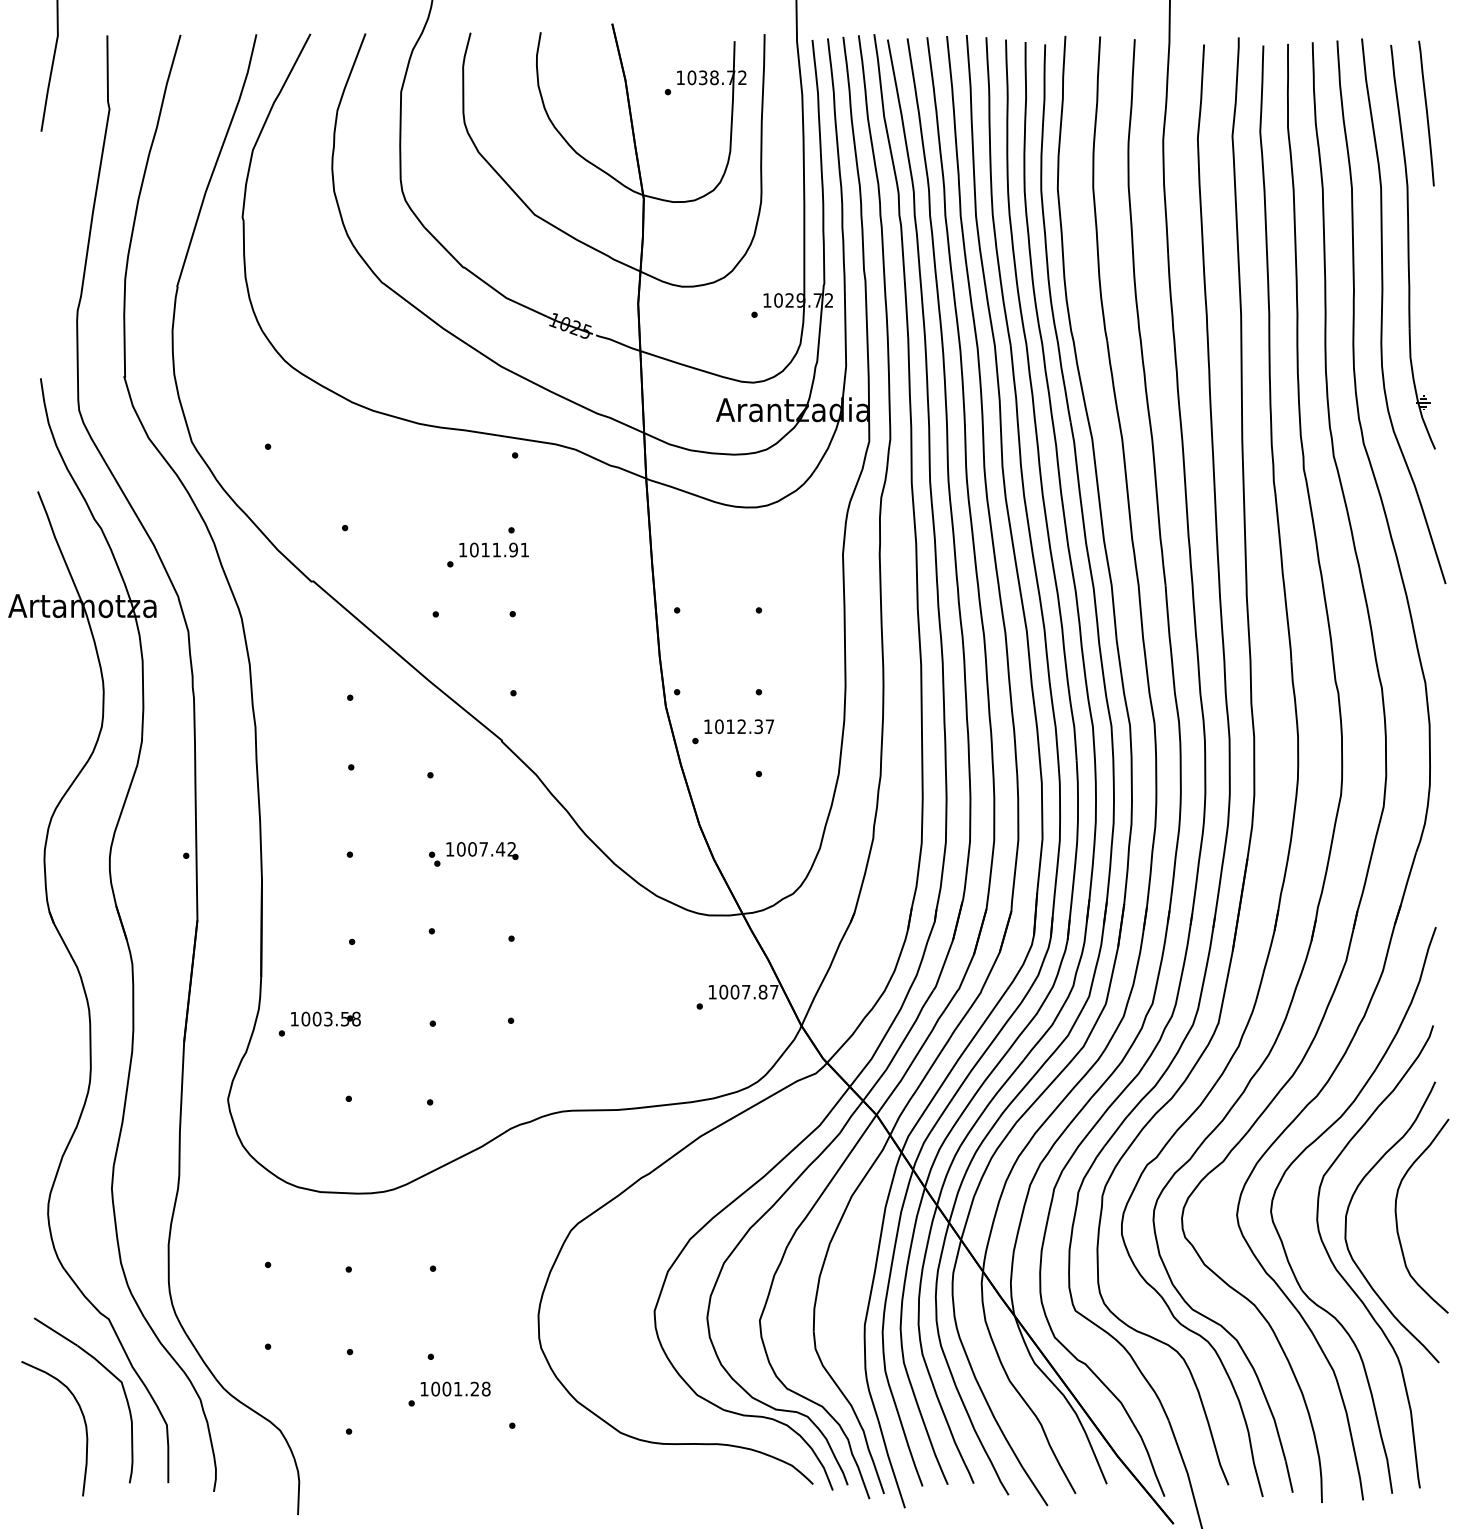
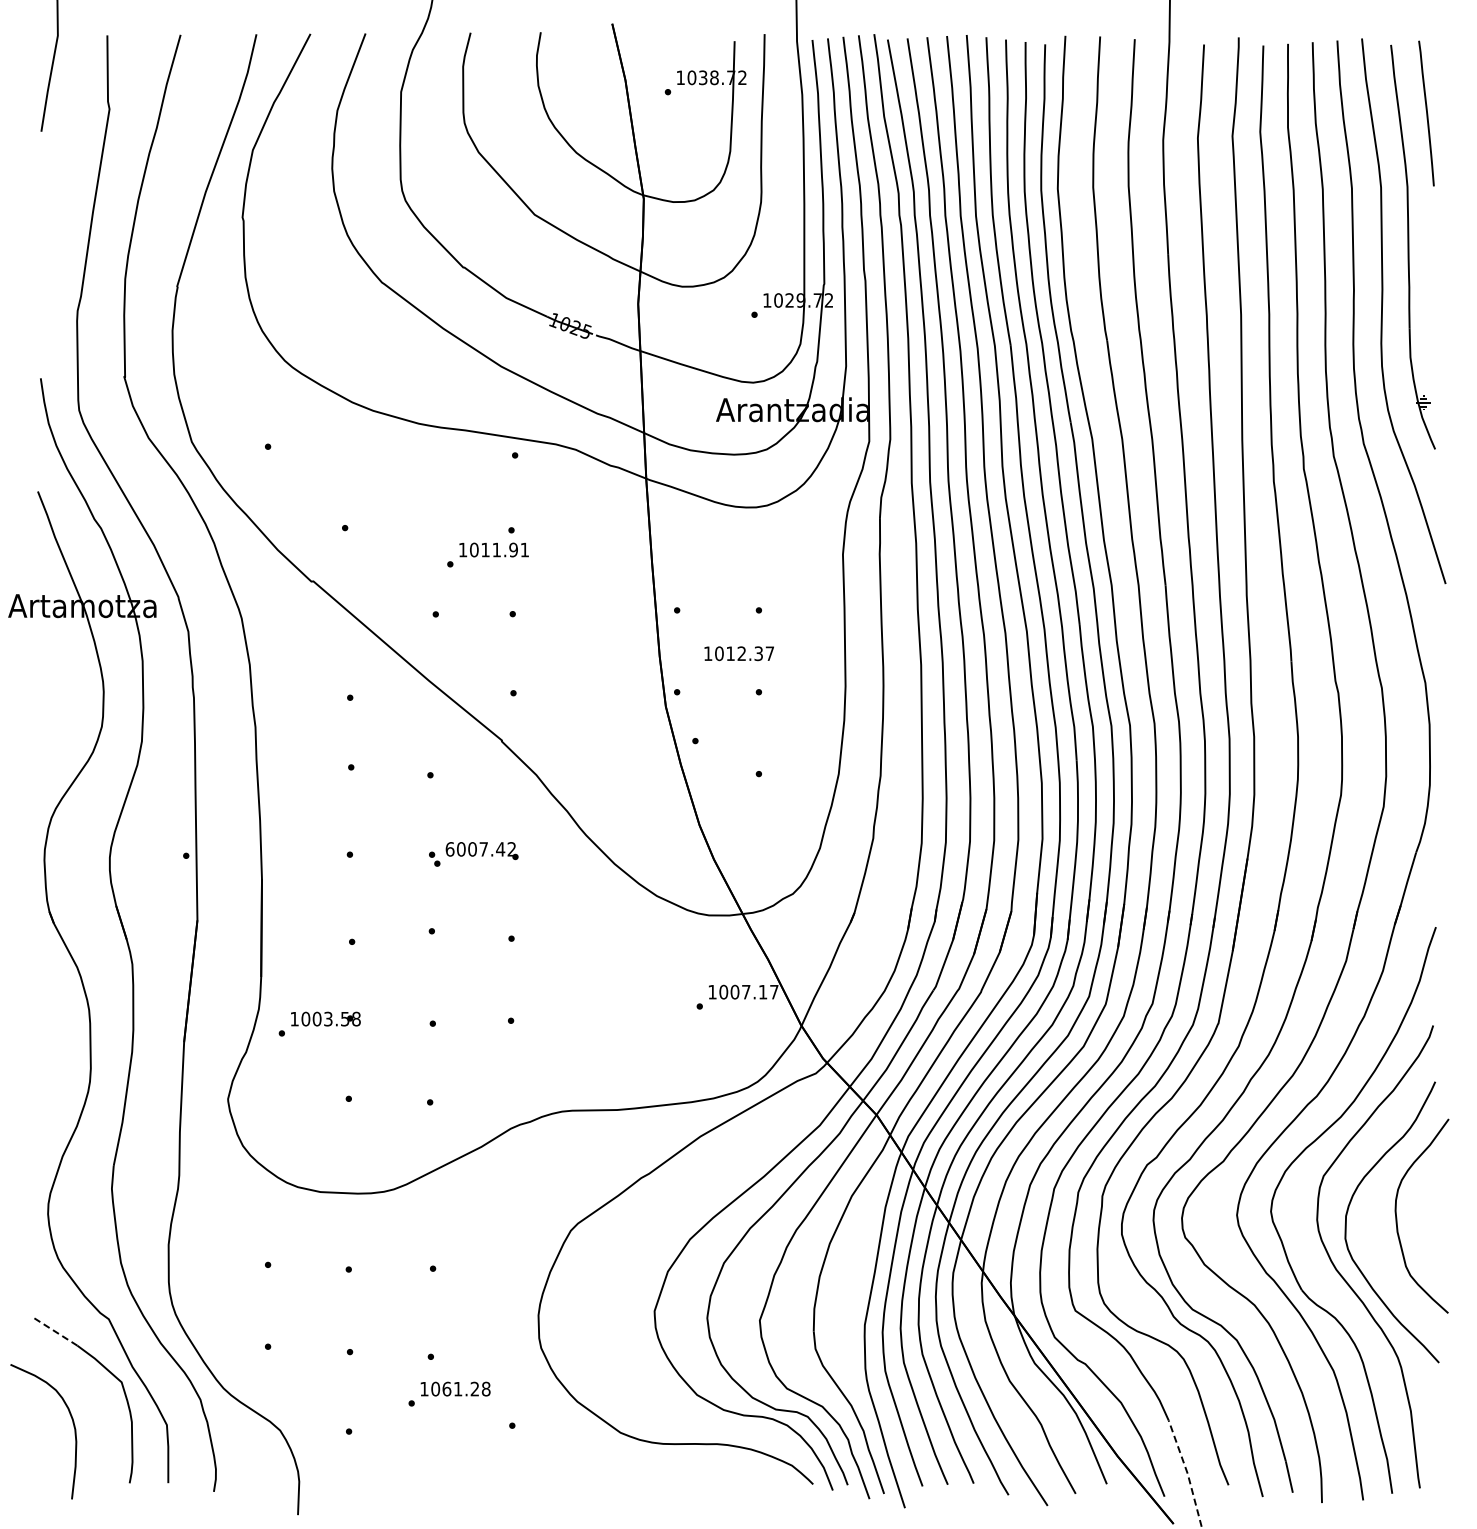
text position: (738, 726) -> (738, 653) (738, 653)
text: 1007.42 -> 6007.42 (449, 849)
text: 1007.87 -> 1007.17 (762, 991)
line: solid -> dashed (55, 1331)
text: 1001.28 -> 1061.28 (446, 1388)
curve position: (83, 1420) -> (72, 1423) (72, 1423)
line: solid -> dashed (1187, 1473)
